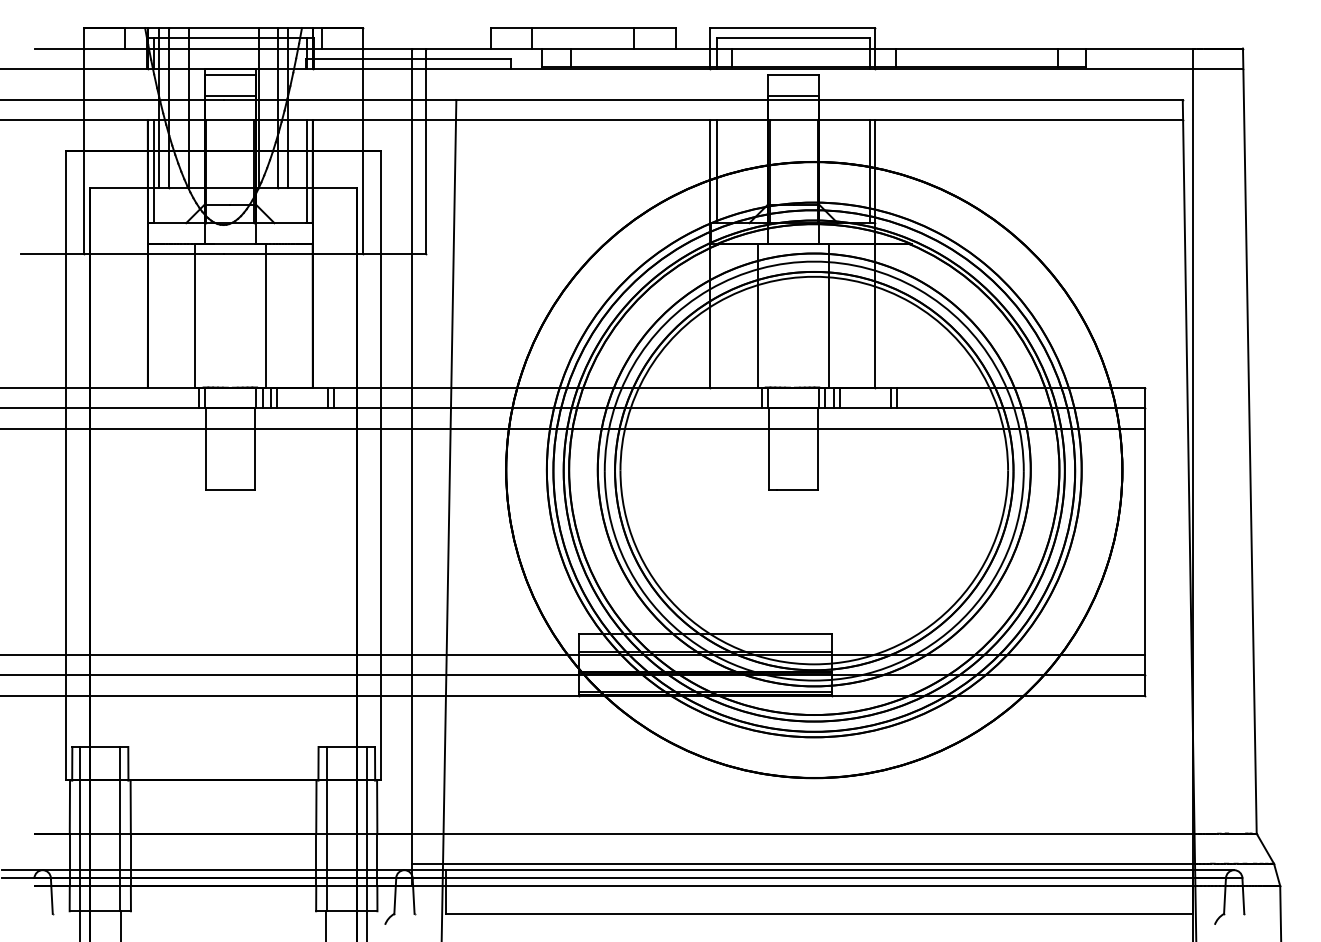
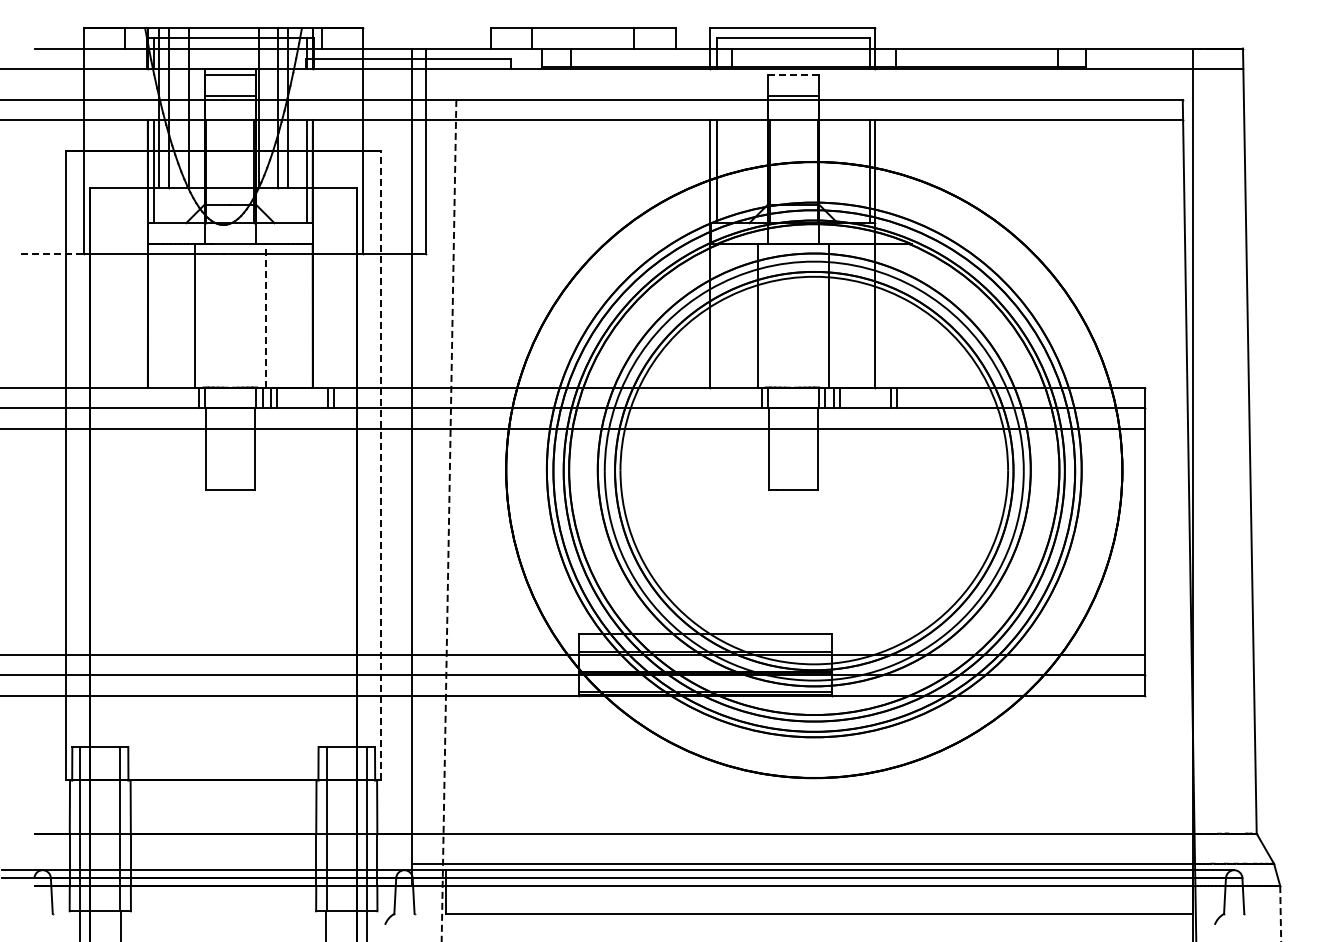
line: solid -> dashed (793, 75)
line: solid -> dashed (52, 254)
line: solid -> dashed (265, 315)
line: solid -> dashed (381, 465)
line: solid -> dashed (449, 520)
line: solid -> dashed (1280, 913)
